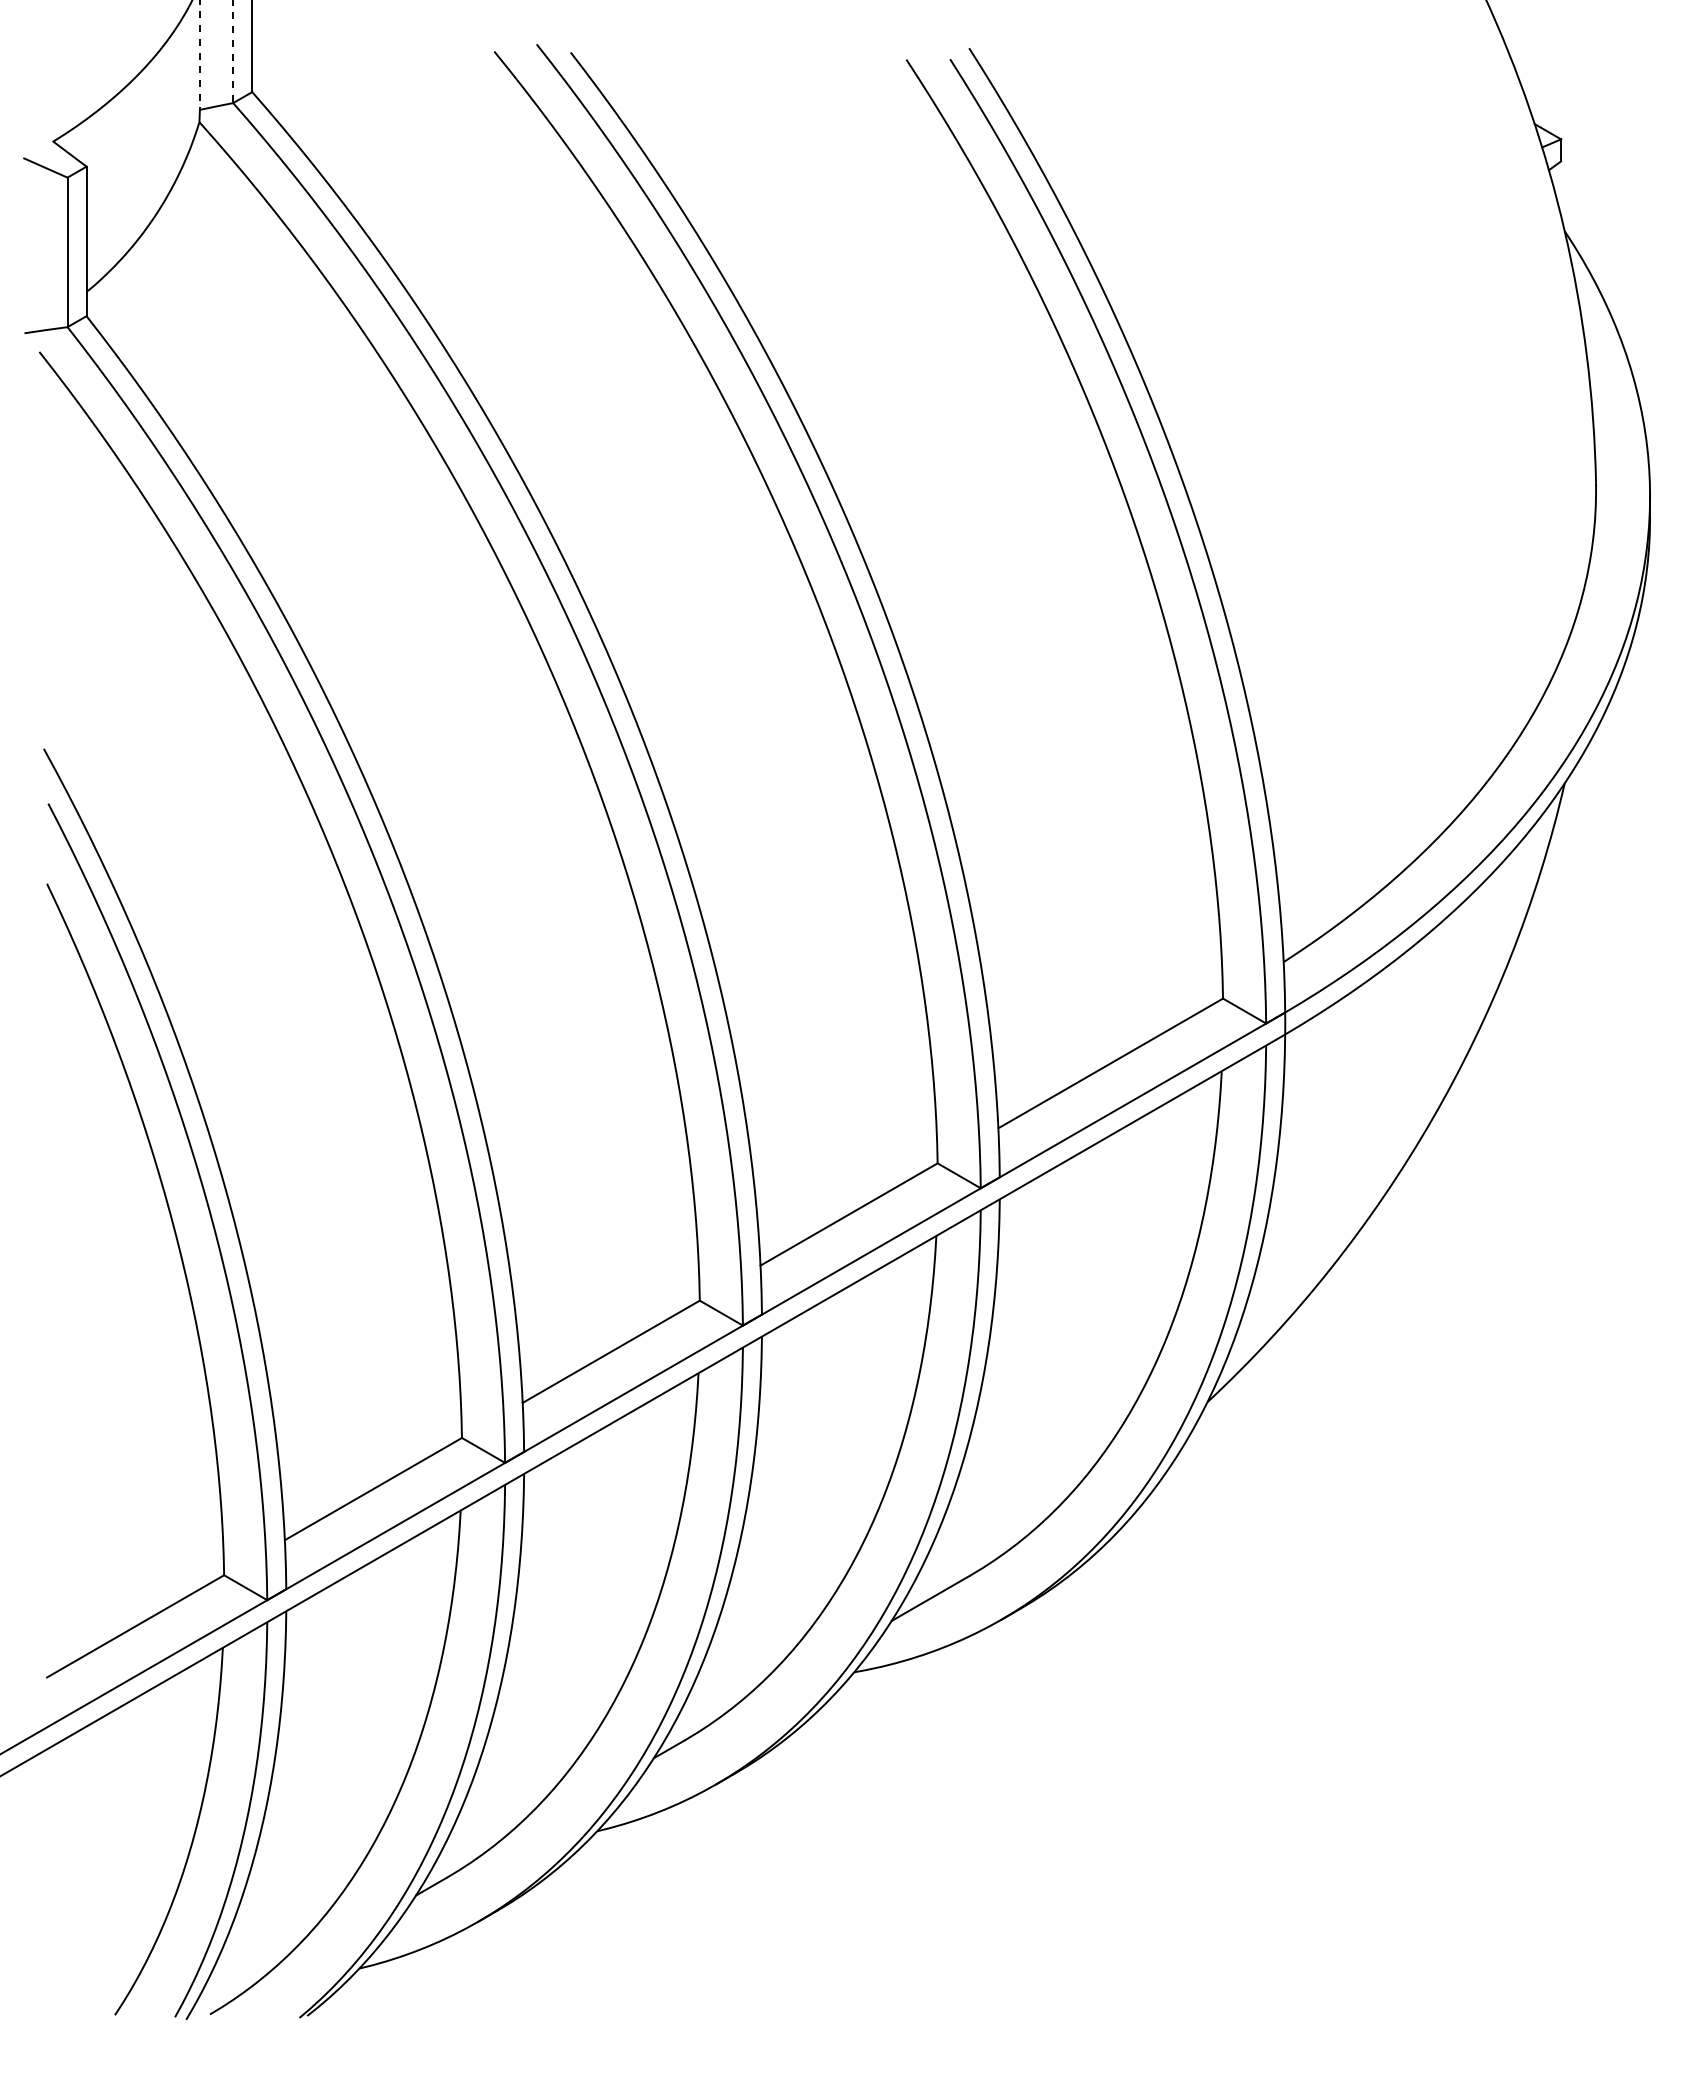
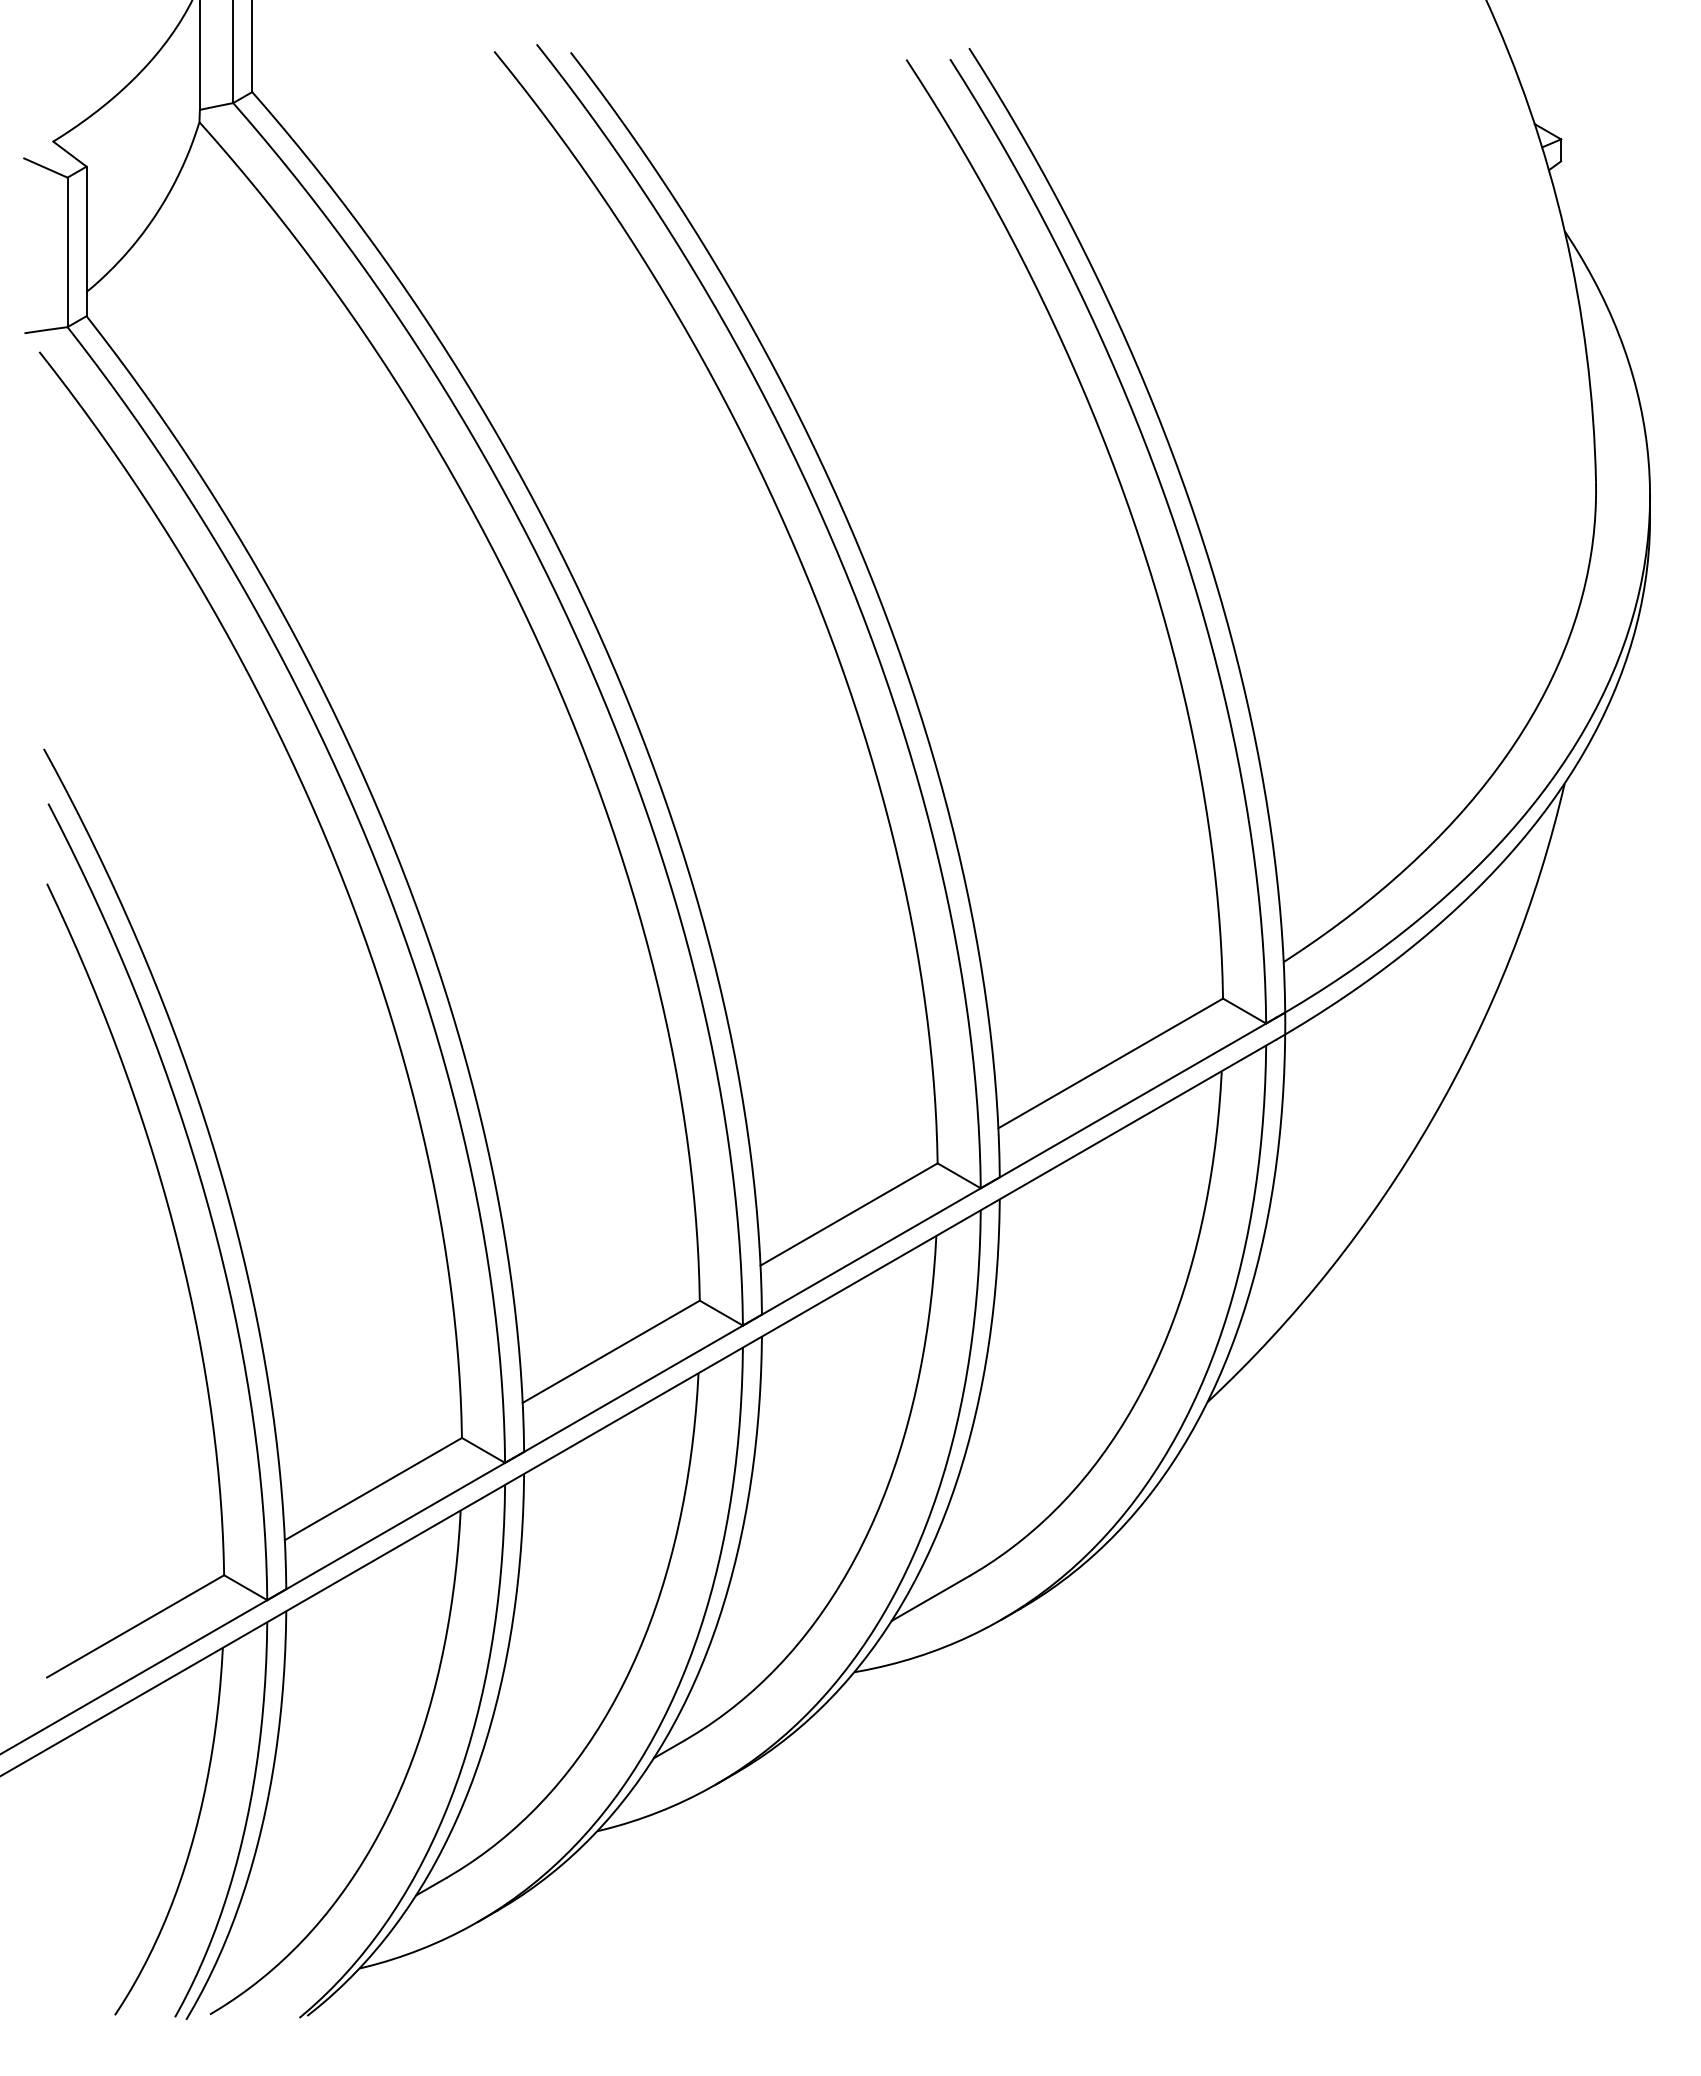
line: dashed -> solid (233, 52)
line: dashed -> solid (199, 55)
